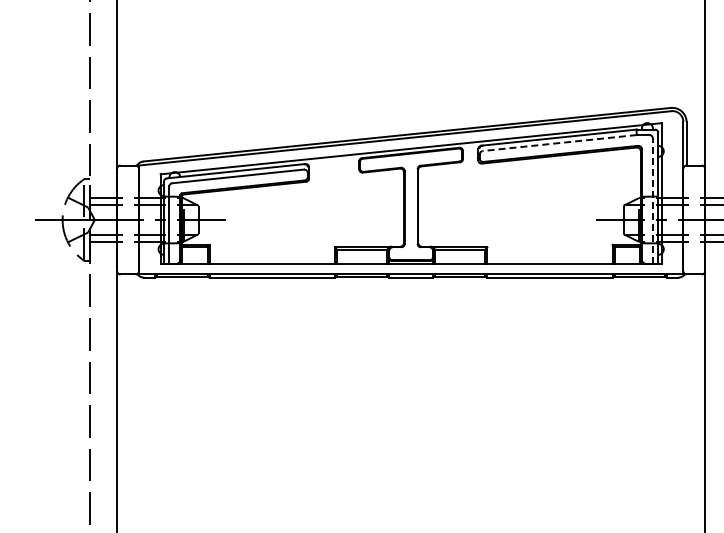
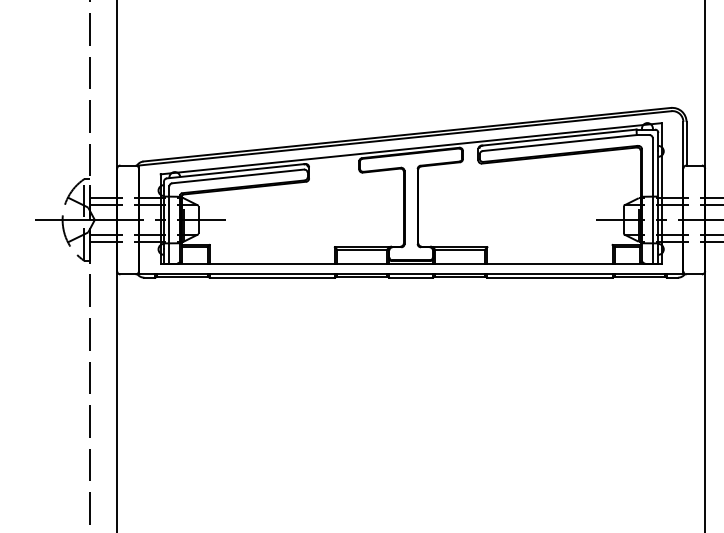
line: dashed -> solid (559, 143)
line: dashed -> solid (652, 200)
